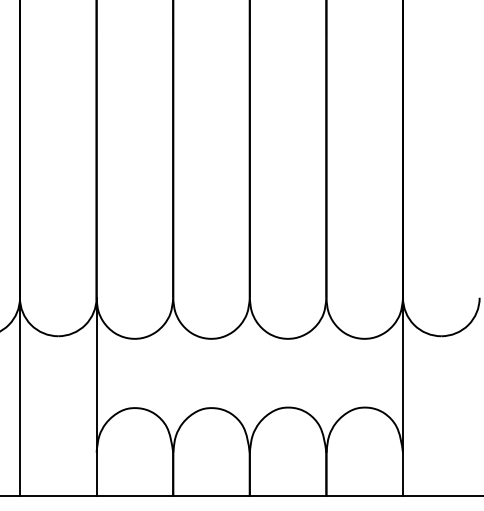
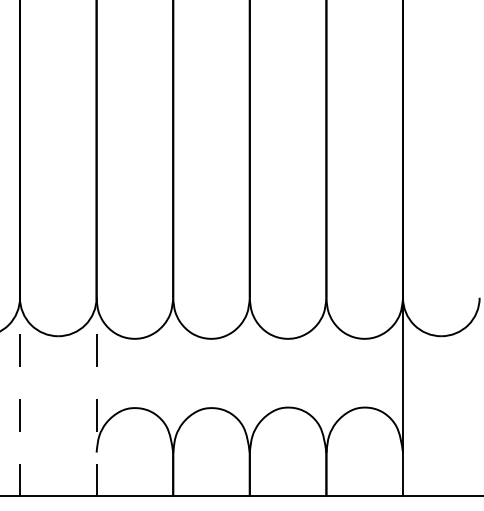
line: solid -> dashed (19, 396)
line: solid -> dashed (96, 396)
